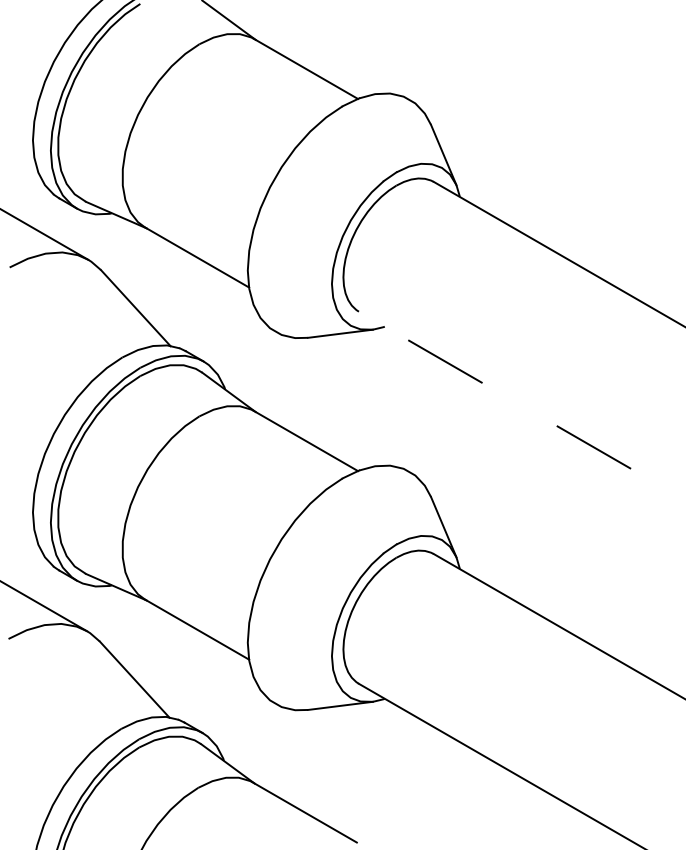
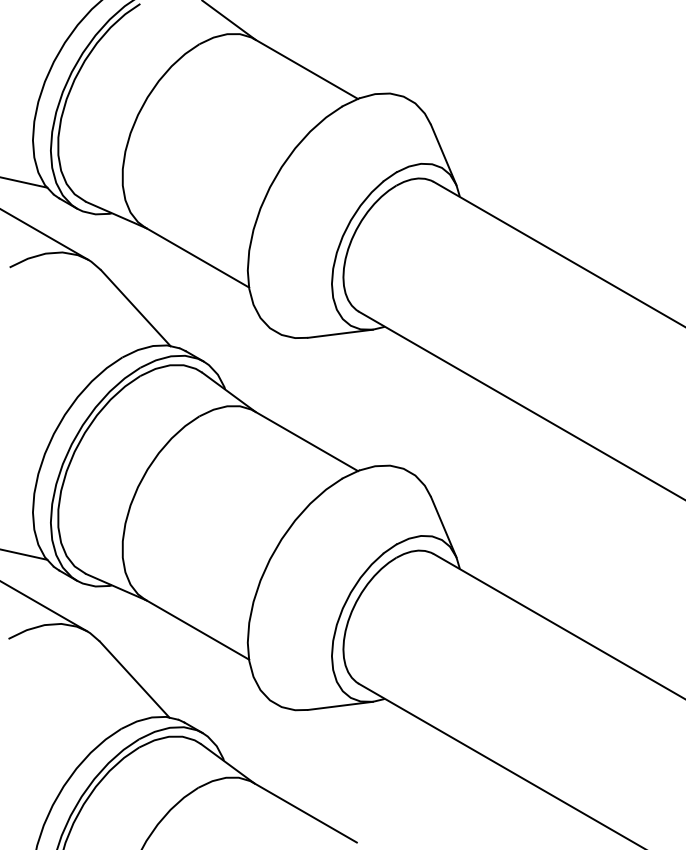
line: none -> present (24, 182)
line: dashed -> solid (521, 405)
line: none -> present (24, 554)
